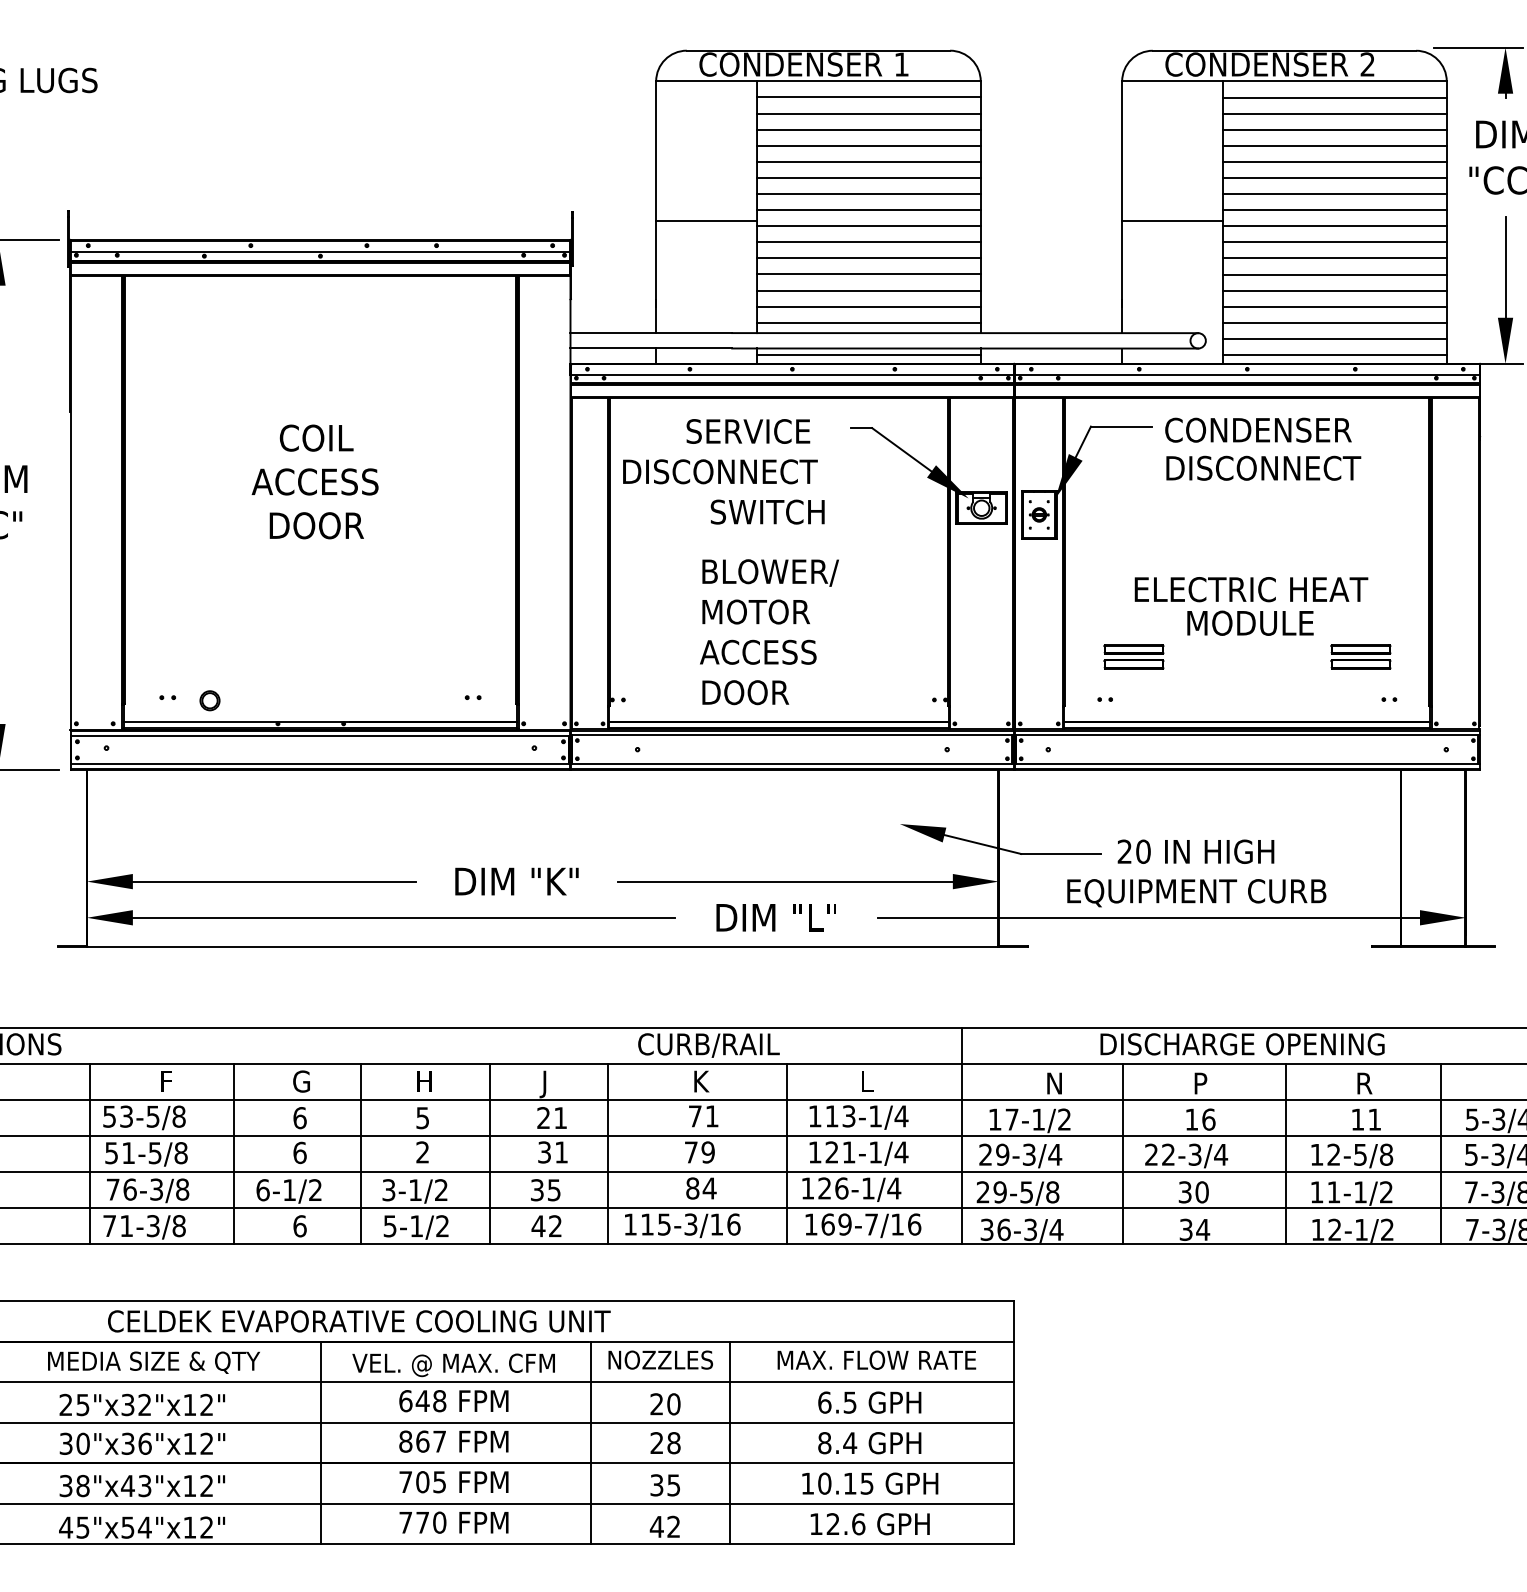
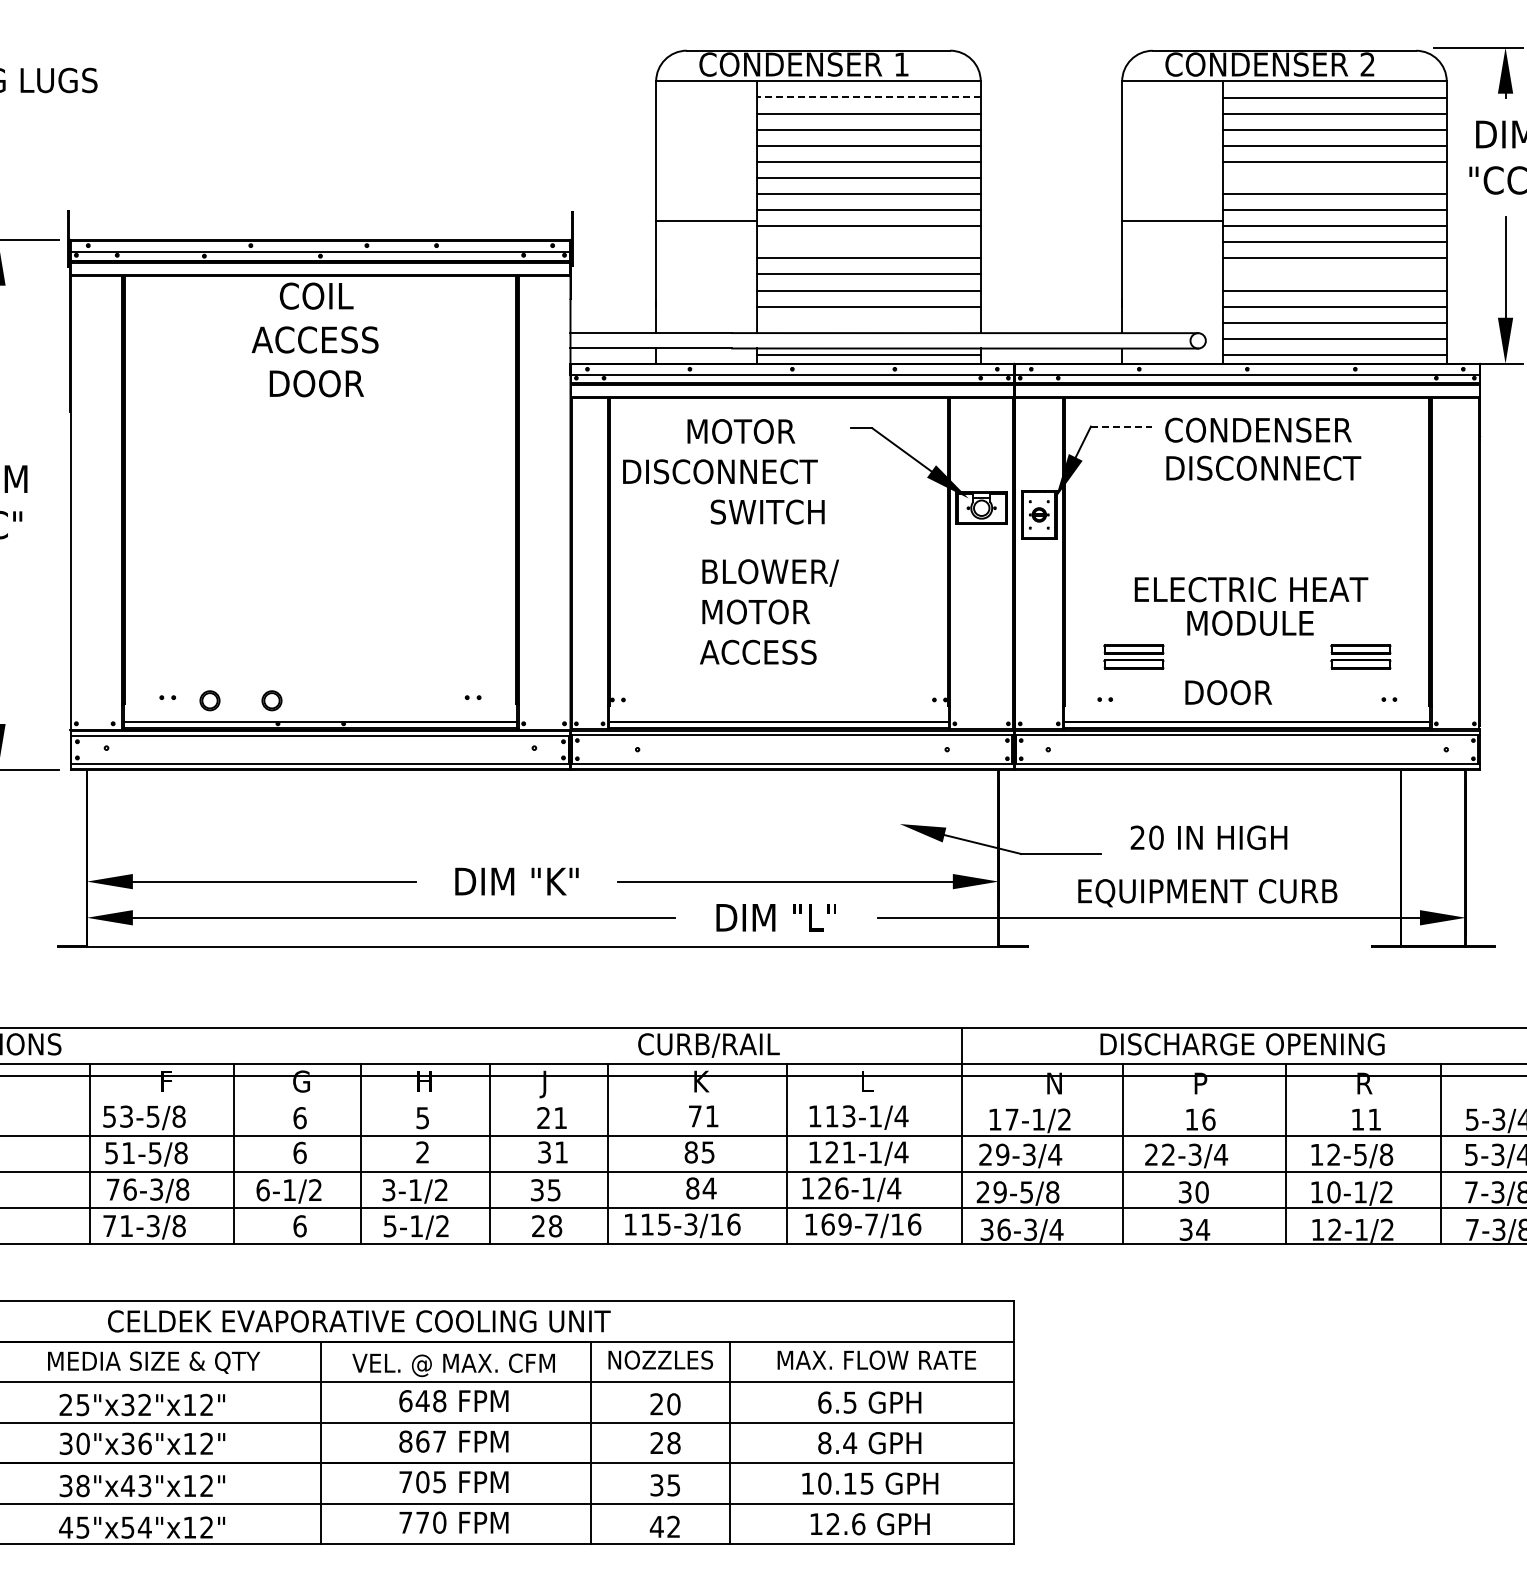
line: solid -> dashed (868, 97)
line: present -> none (1334, 177)
line: present -> none (868, 242)
line: present -> none (1334, 274)
line: present -> none (868, 322)
line: solid -> dashed (1121, 426)
text: SERVICE -> MOTOR (748, 431)
text position: (314, 481) -> (314, 339) (314, 339)
text position: (745, 692) -> (1228, 692) (1228, 692)
part: none -> present (271, 700)
text position: (1195, 851) -> (1208, 837) (1208, 837)
text position: (1196, 893) -> (1207, 893) (1207, 893)
line position: (762, 1100) -> (762, 1076) (762, 1076)
text: 79 -> 85 (699, 1152)
text: 11-1/2 -> 10-1/2 (1333, 1192)
text: 42 -> 28 (546, 1226)
